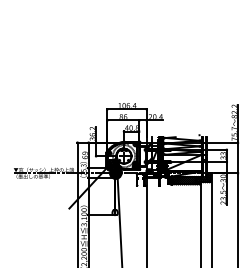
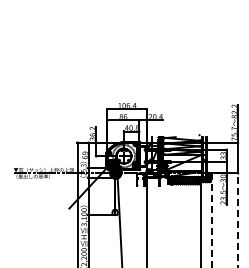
line: solid -> dashed (212, 220)
line: solid -> dashed (238, 220)
